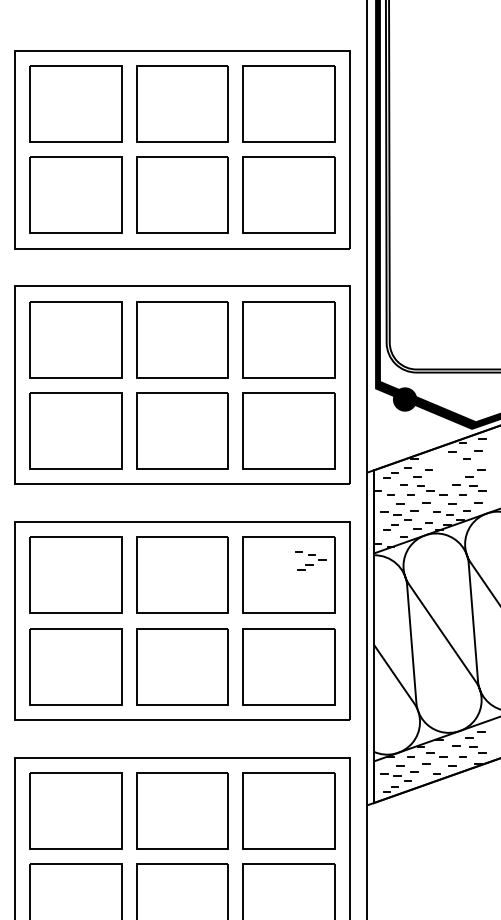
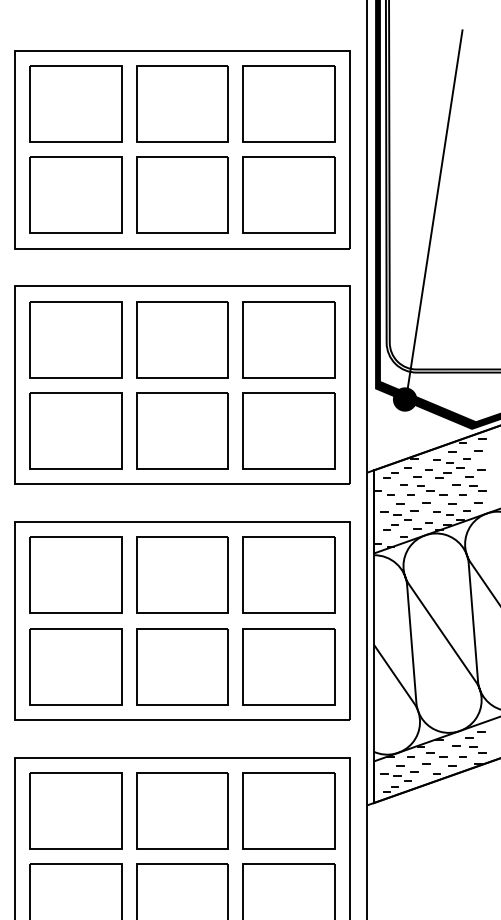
line: none -> present (434, 214)
part position: (310, 560) -> (448, 468) (448, 468)
